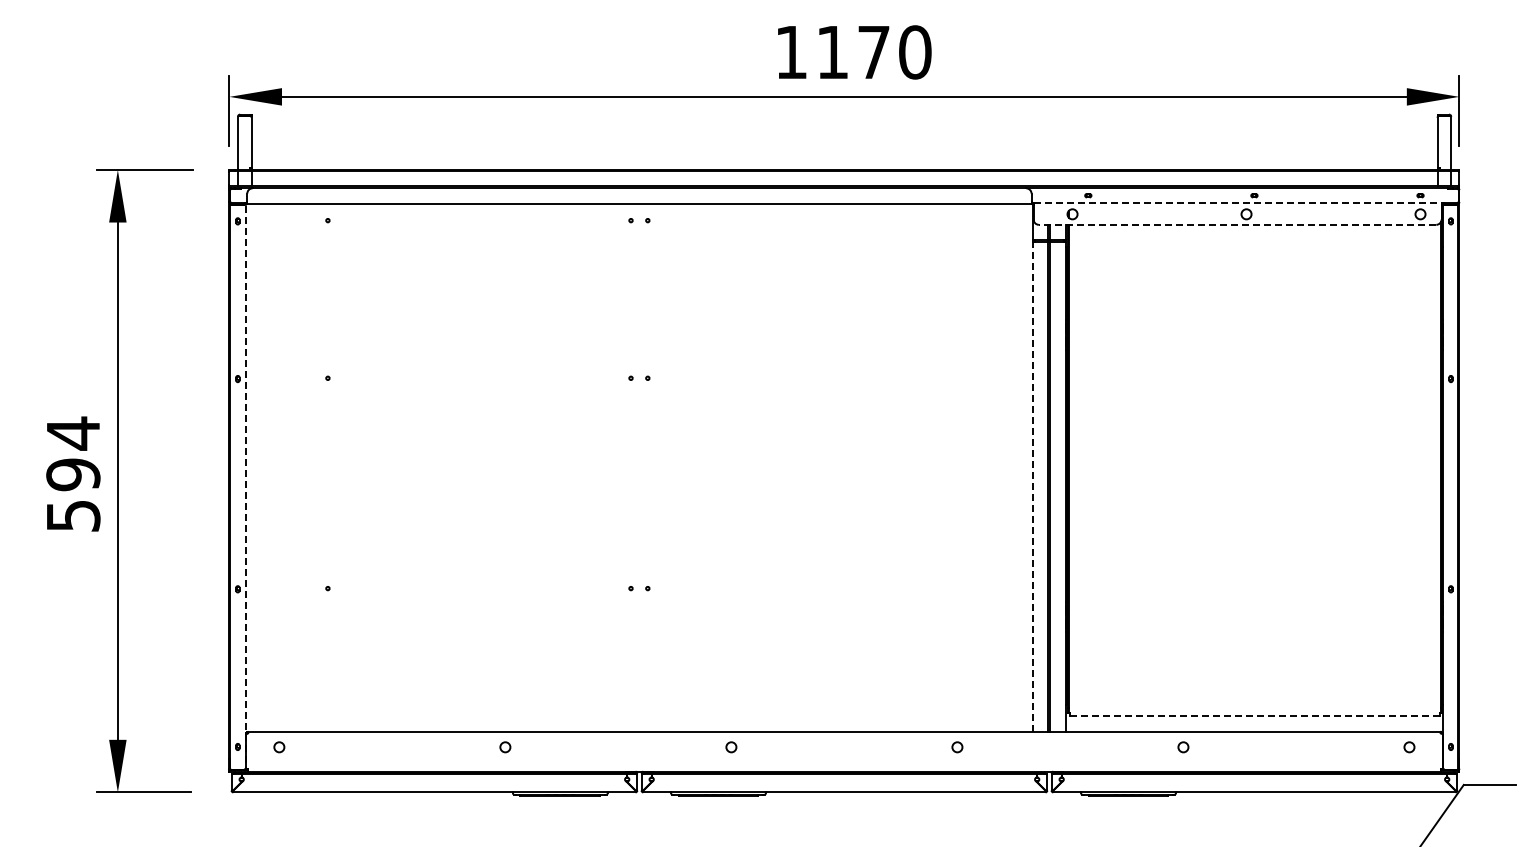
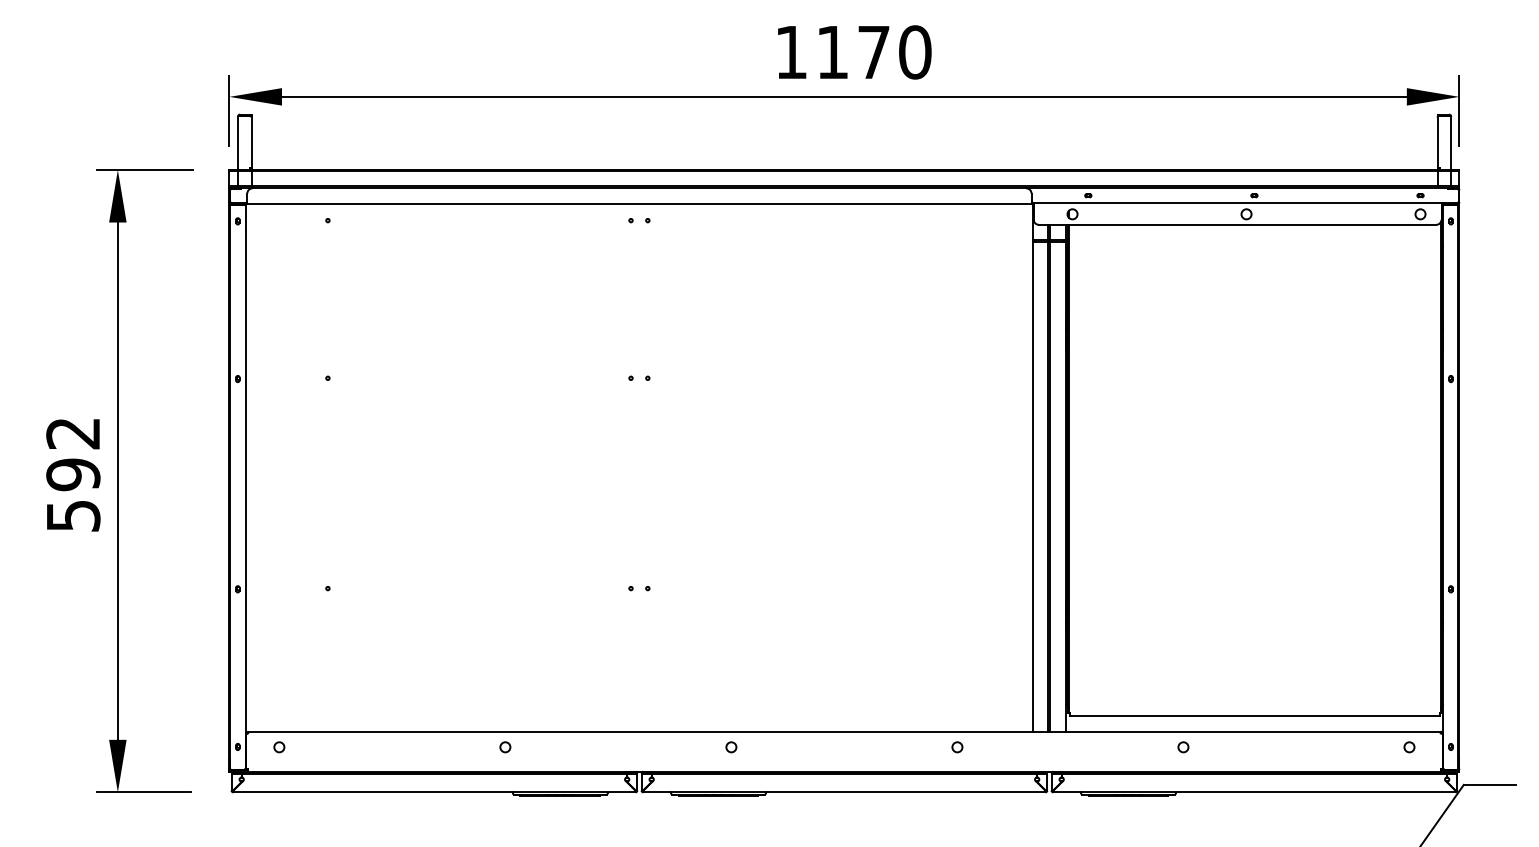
line: dashed -> solid (1237, 203)
line: dashed -> solid (1237, 224)
text: 594 -> 592 (72, 433)
line: dashed -> solid (1032, 486)
line: dashed -> solid (245, 487)
line: dashed -> solid (1254, 715)
